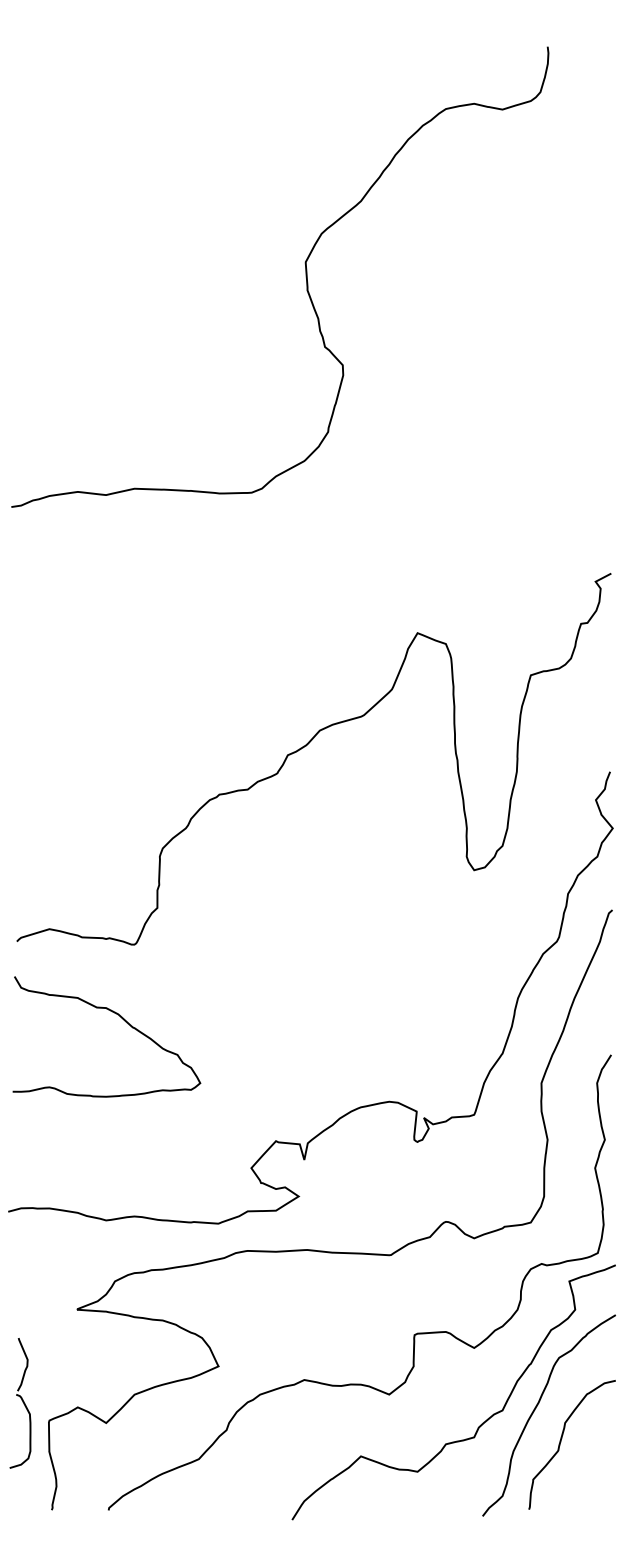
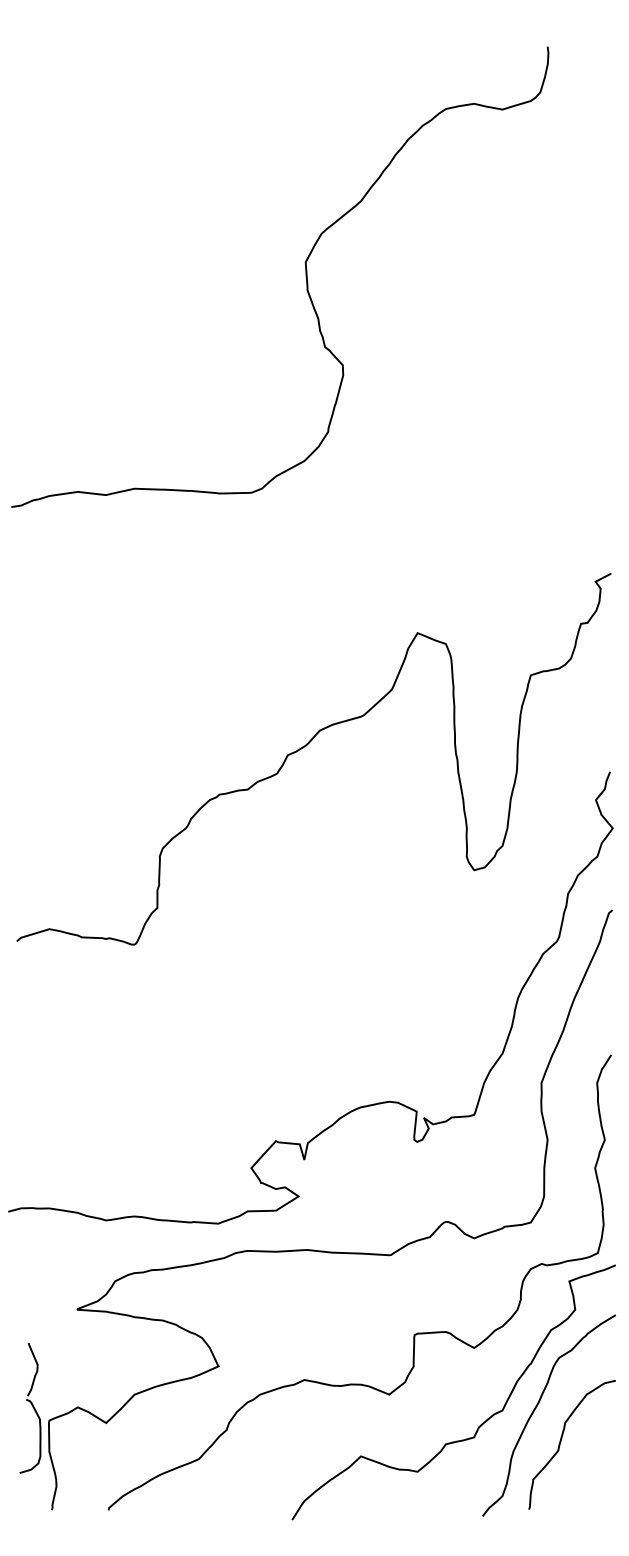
curve: present -> none (122, 1019)
part position: (20, 1403) -> (30, 1408) (30, 1408)
